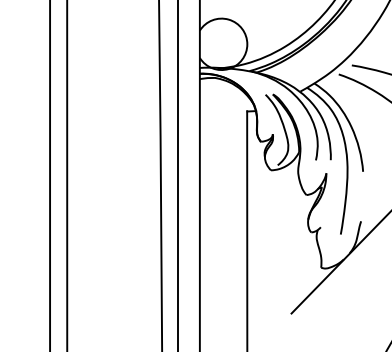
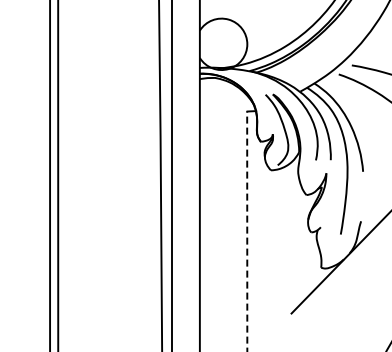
line position: (67, 175) -> (58, 175) (58, 175)
line position: (178, 175) -> (172, 175) (172, 175)
line: solid -> dashed (247, 230)
